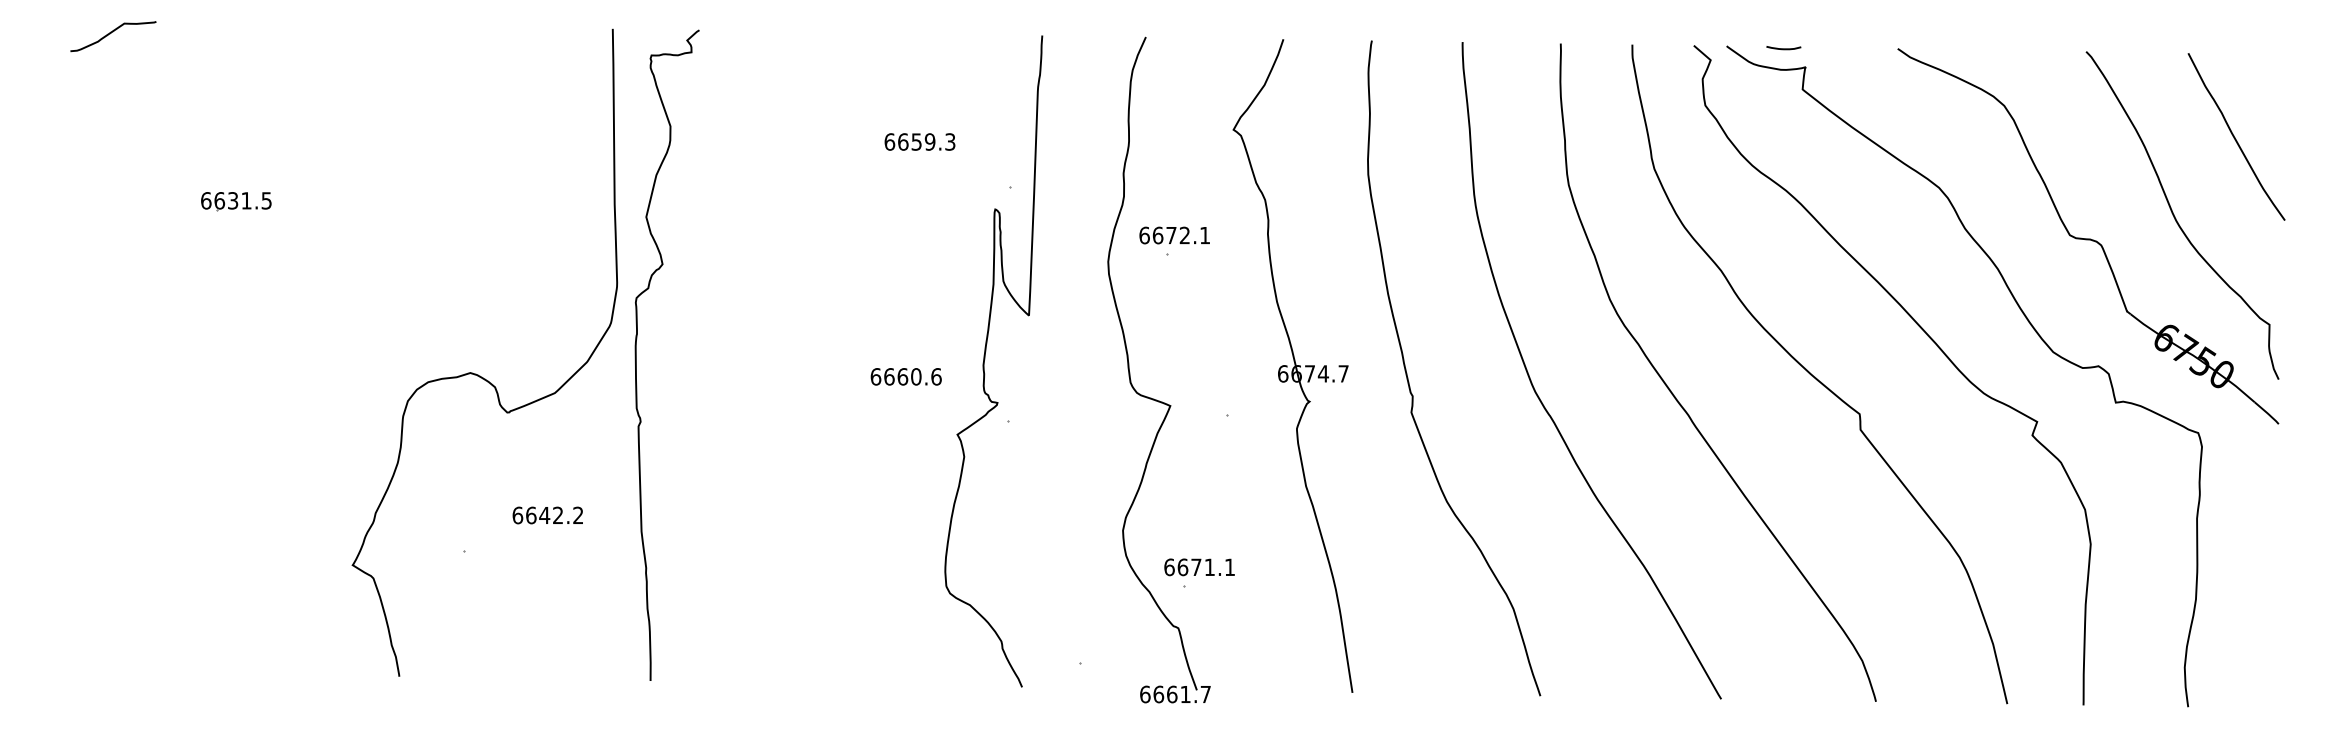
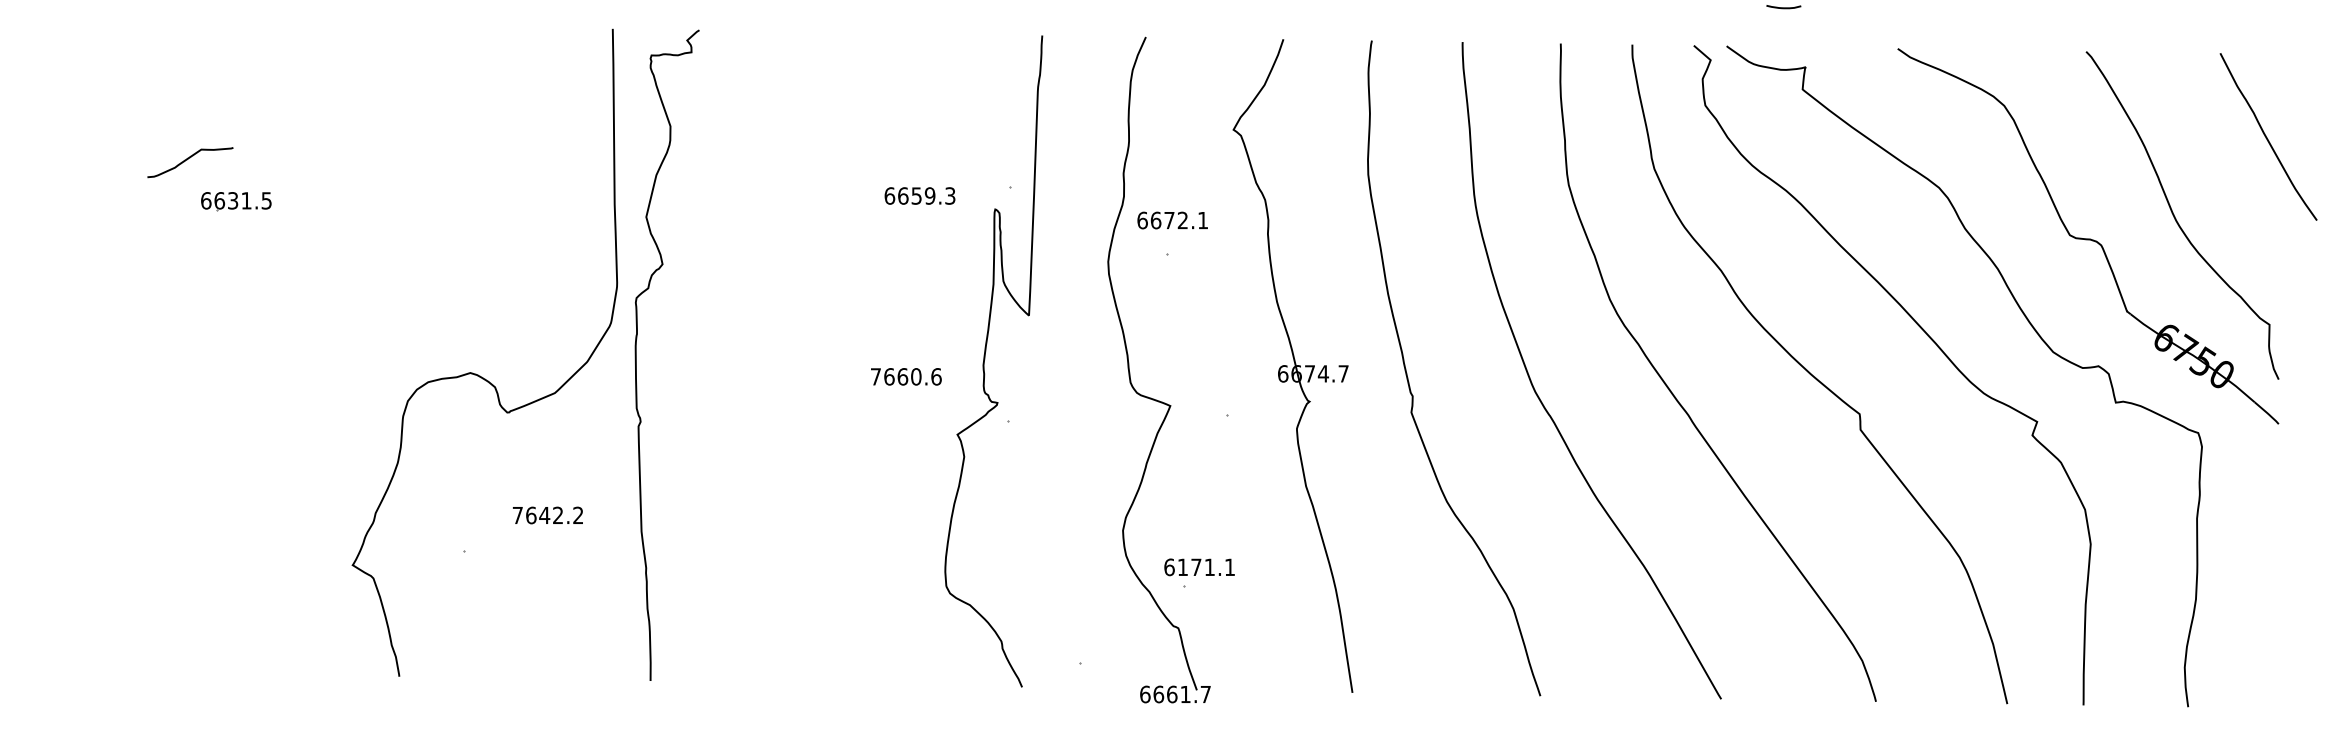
curve position: (111, 33) -> (188, 159) (188, 159)
curve position: (1783, 48) -> (1783, 7) (1783, 7)
curve position: (2235, 137) -> (2267, 137) (2267, 137)
text position: (919, 141) -> (919, 195) (919, 195)
text position: (1174, 235) -> (1172, 220) (1172, 220)
text: 6660.6 -> 7660.6 (875, 376)
text: 6642.2 -> 7642.2 (517, 515)
text: 6671.1 -> 6171.1 (1182, 567)
